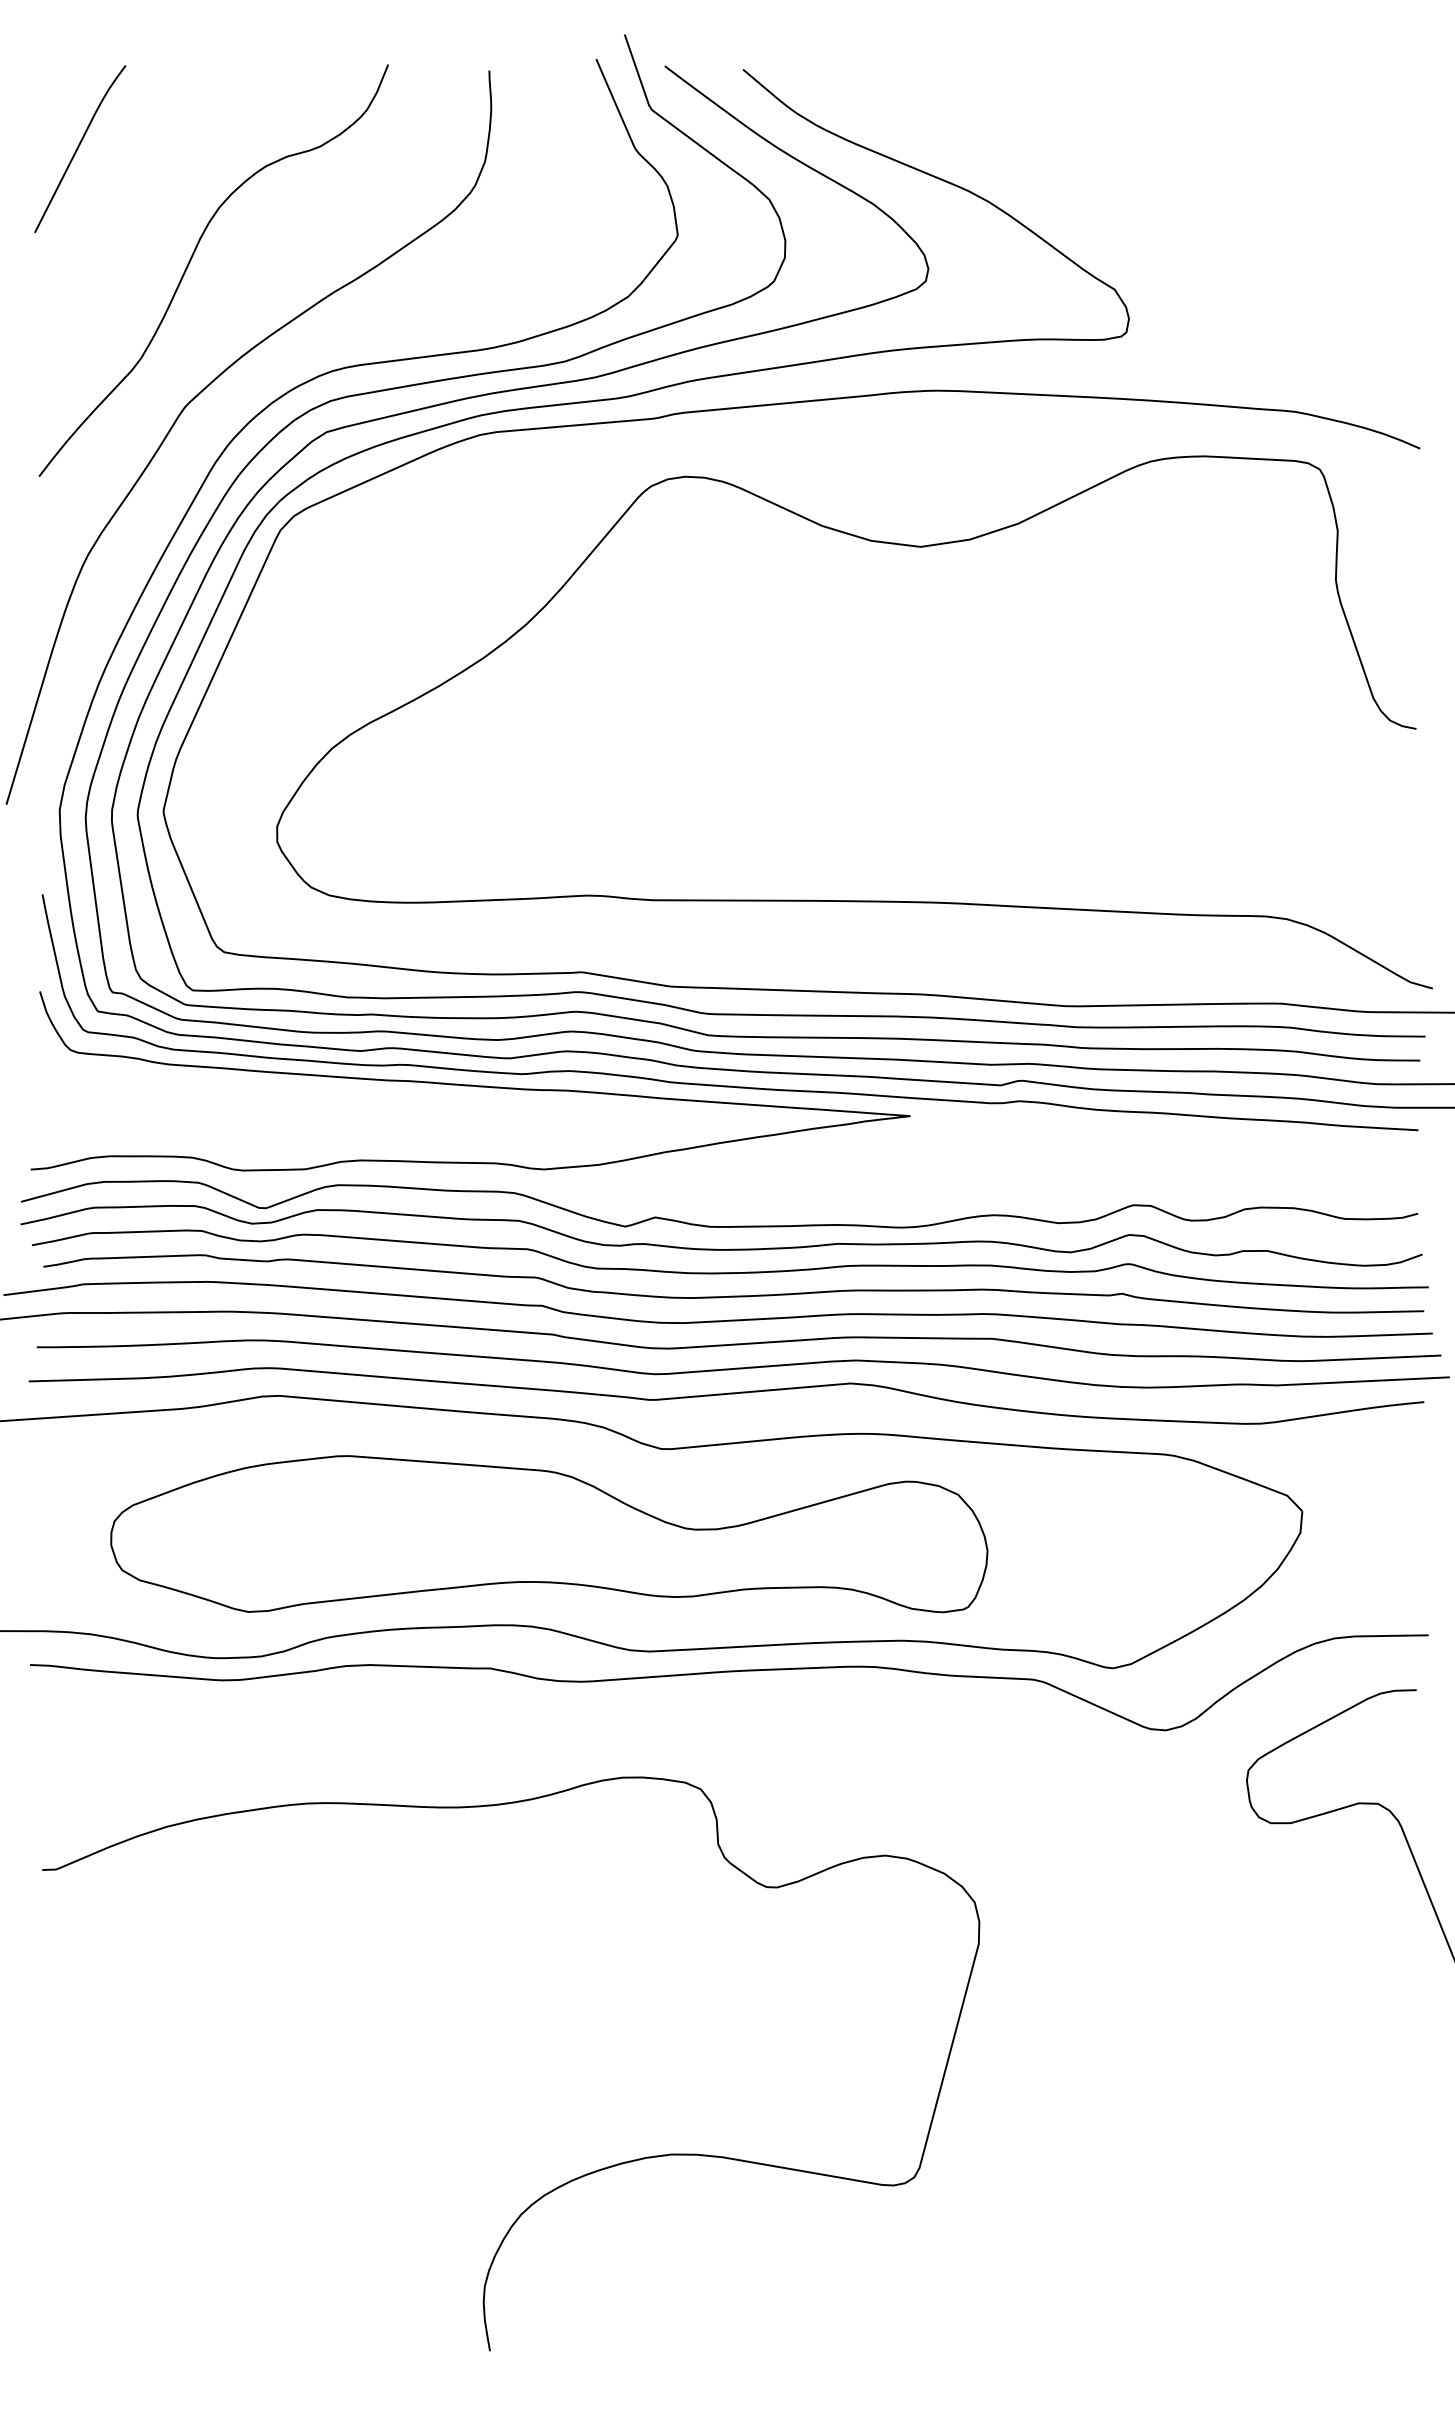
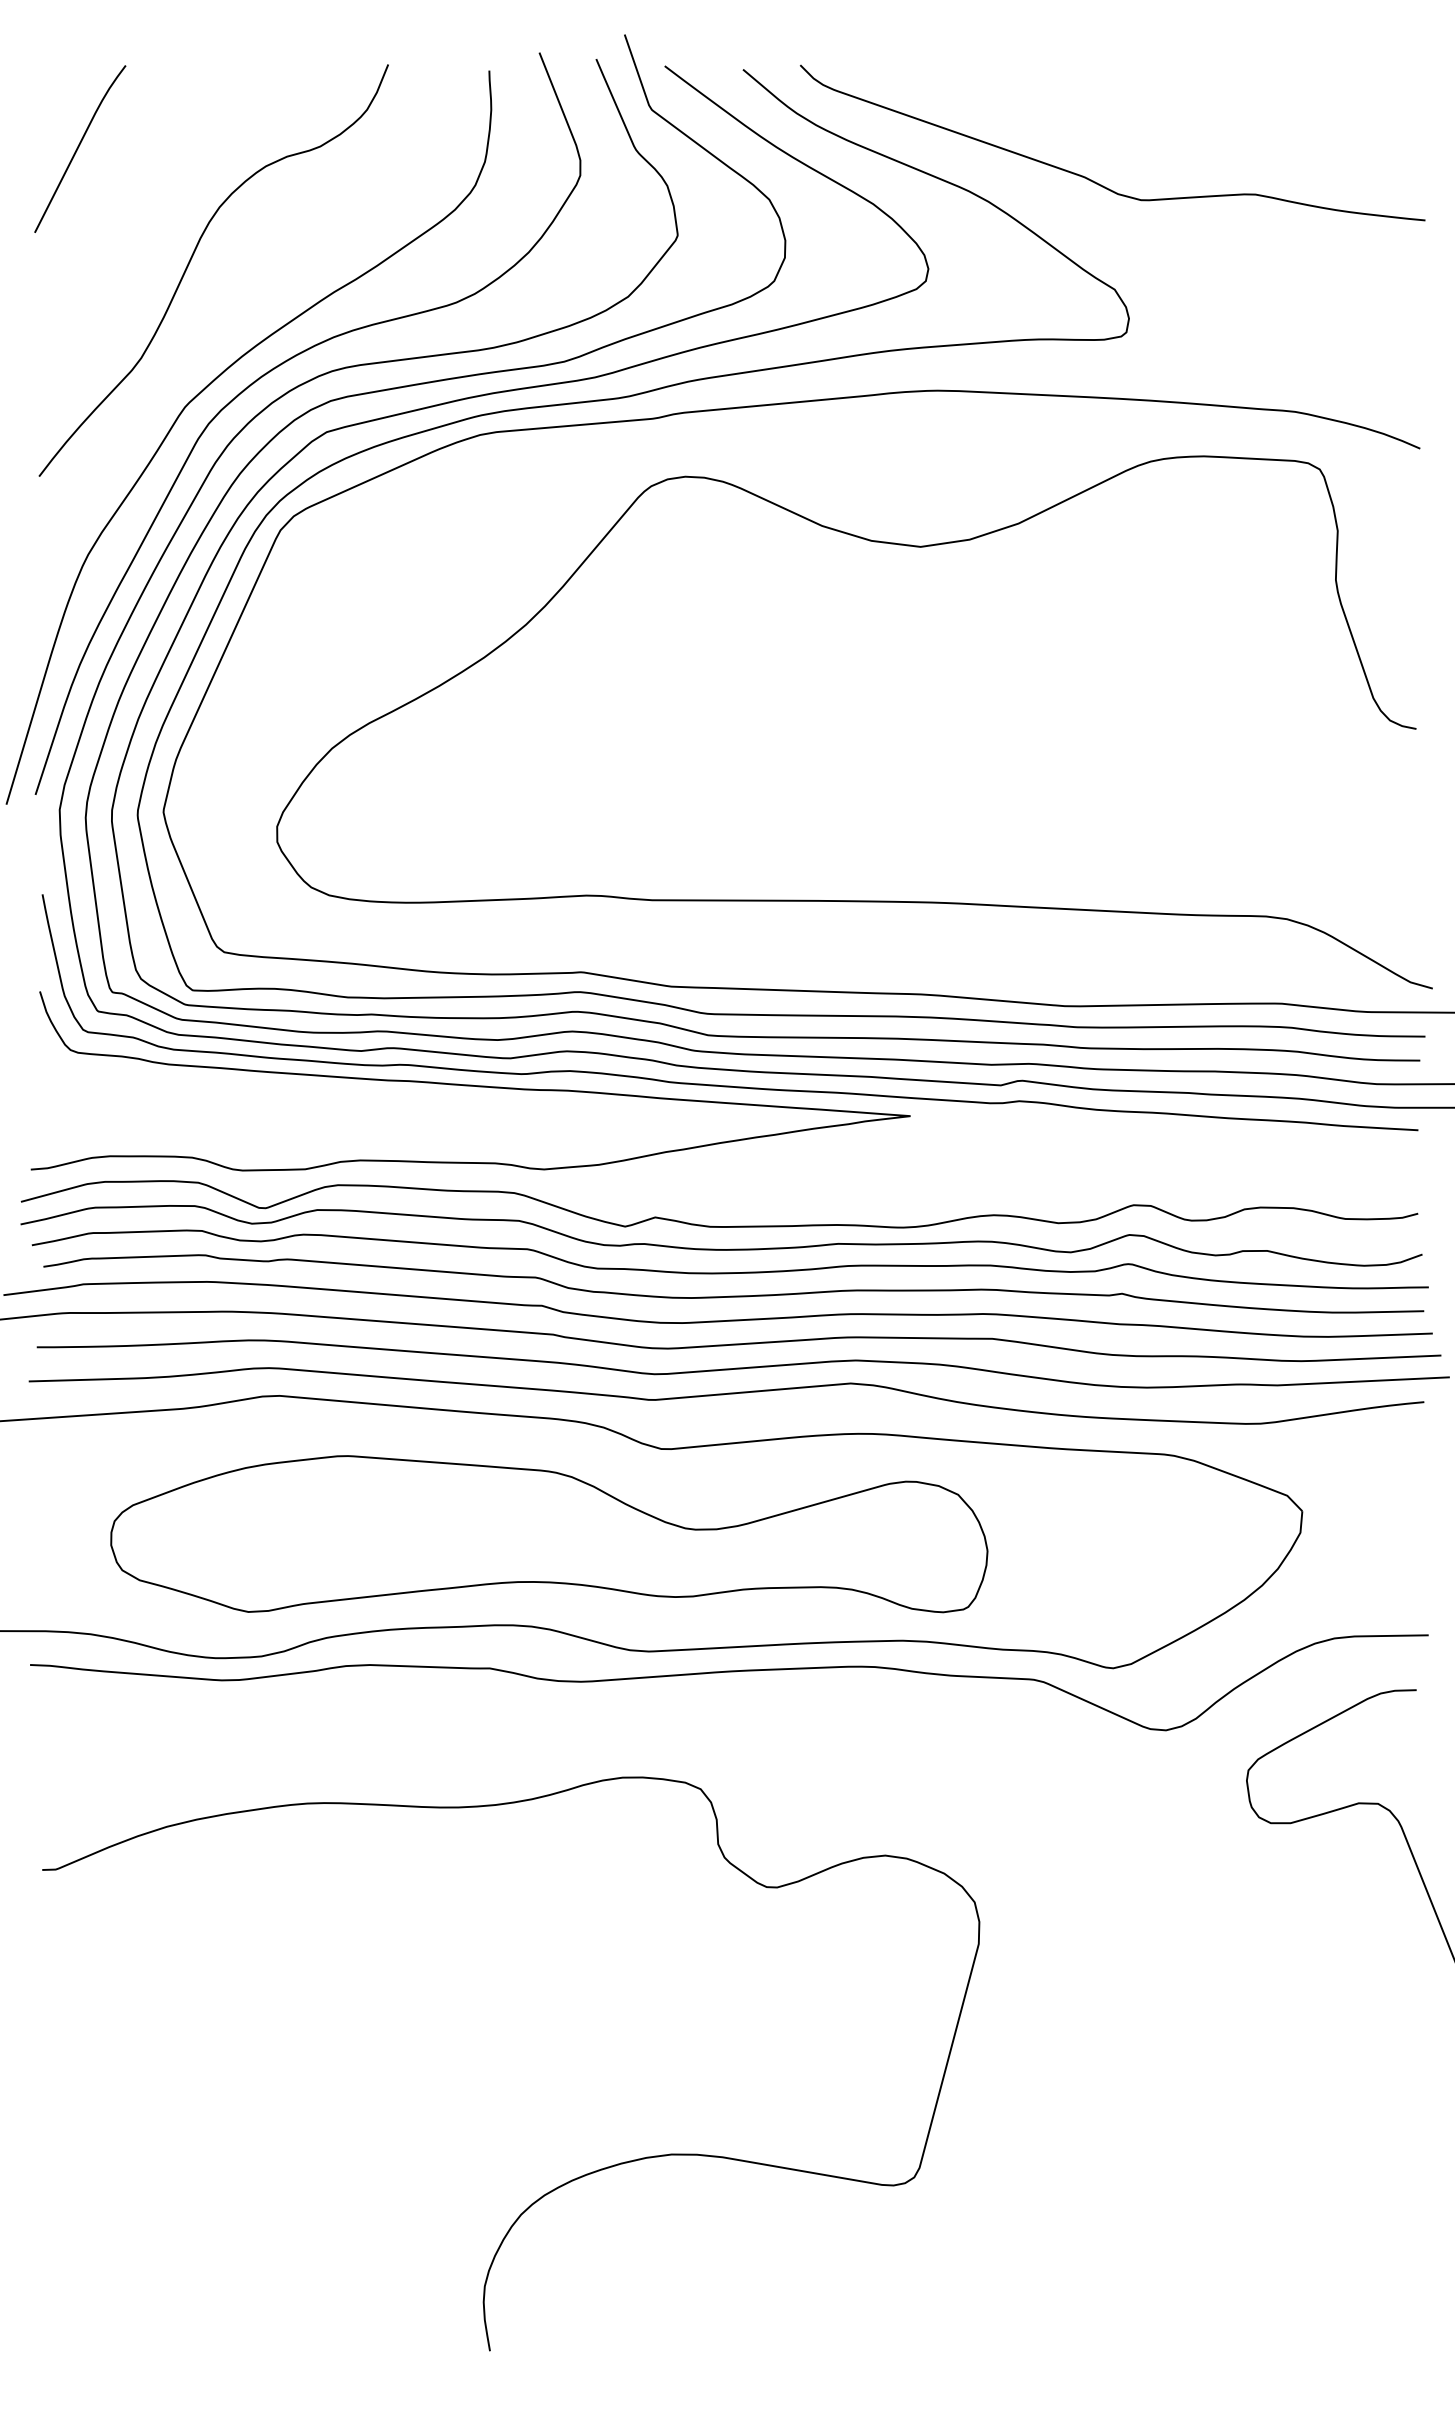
curve: none -> present (1093, 180)
curve: none -> present (276, 368)
